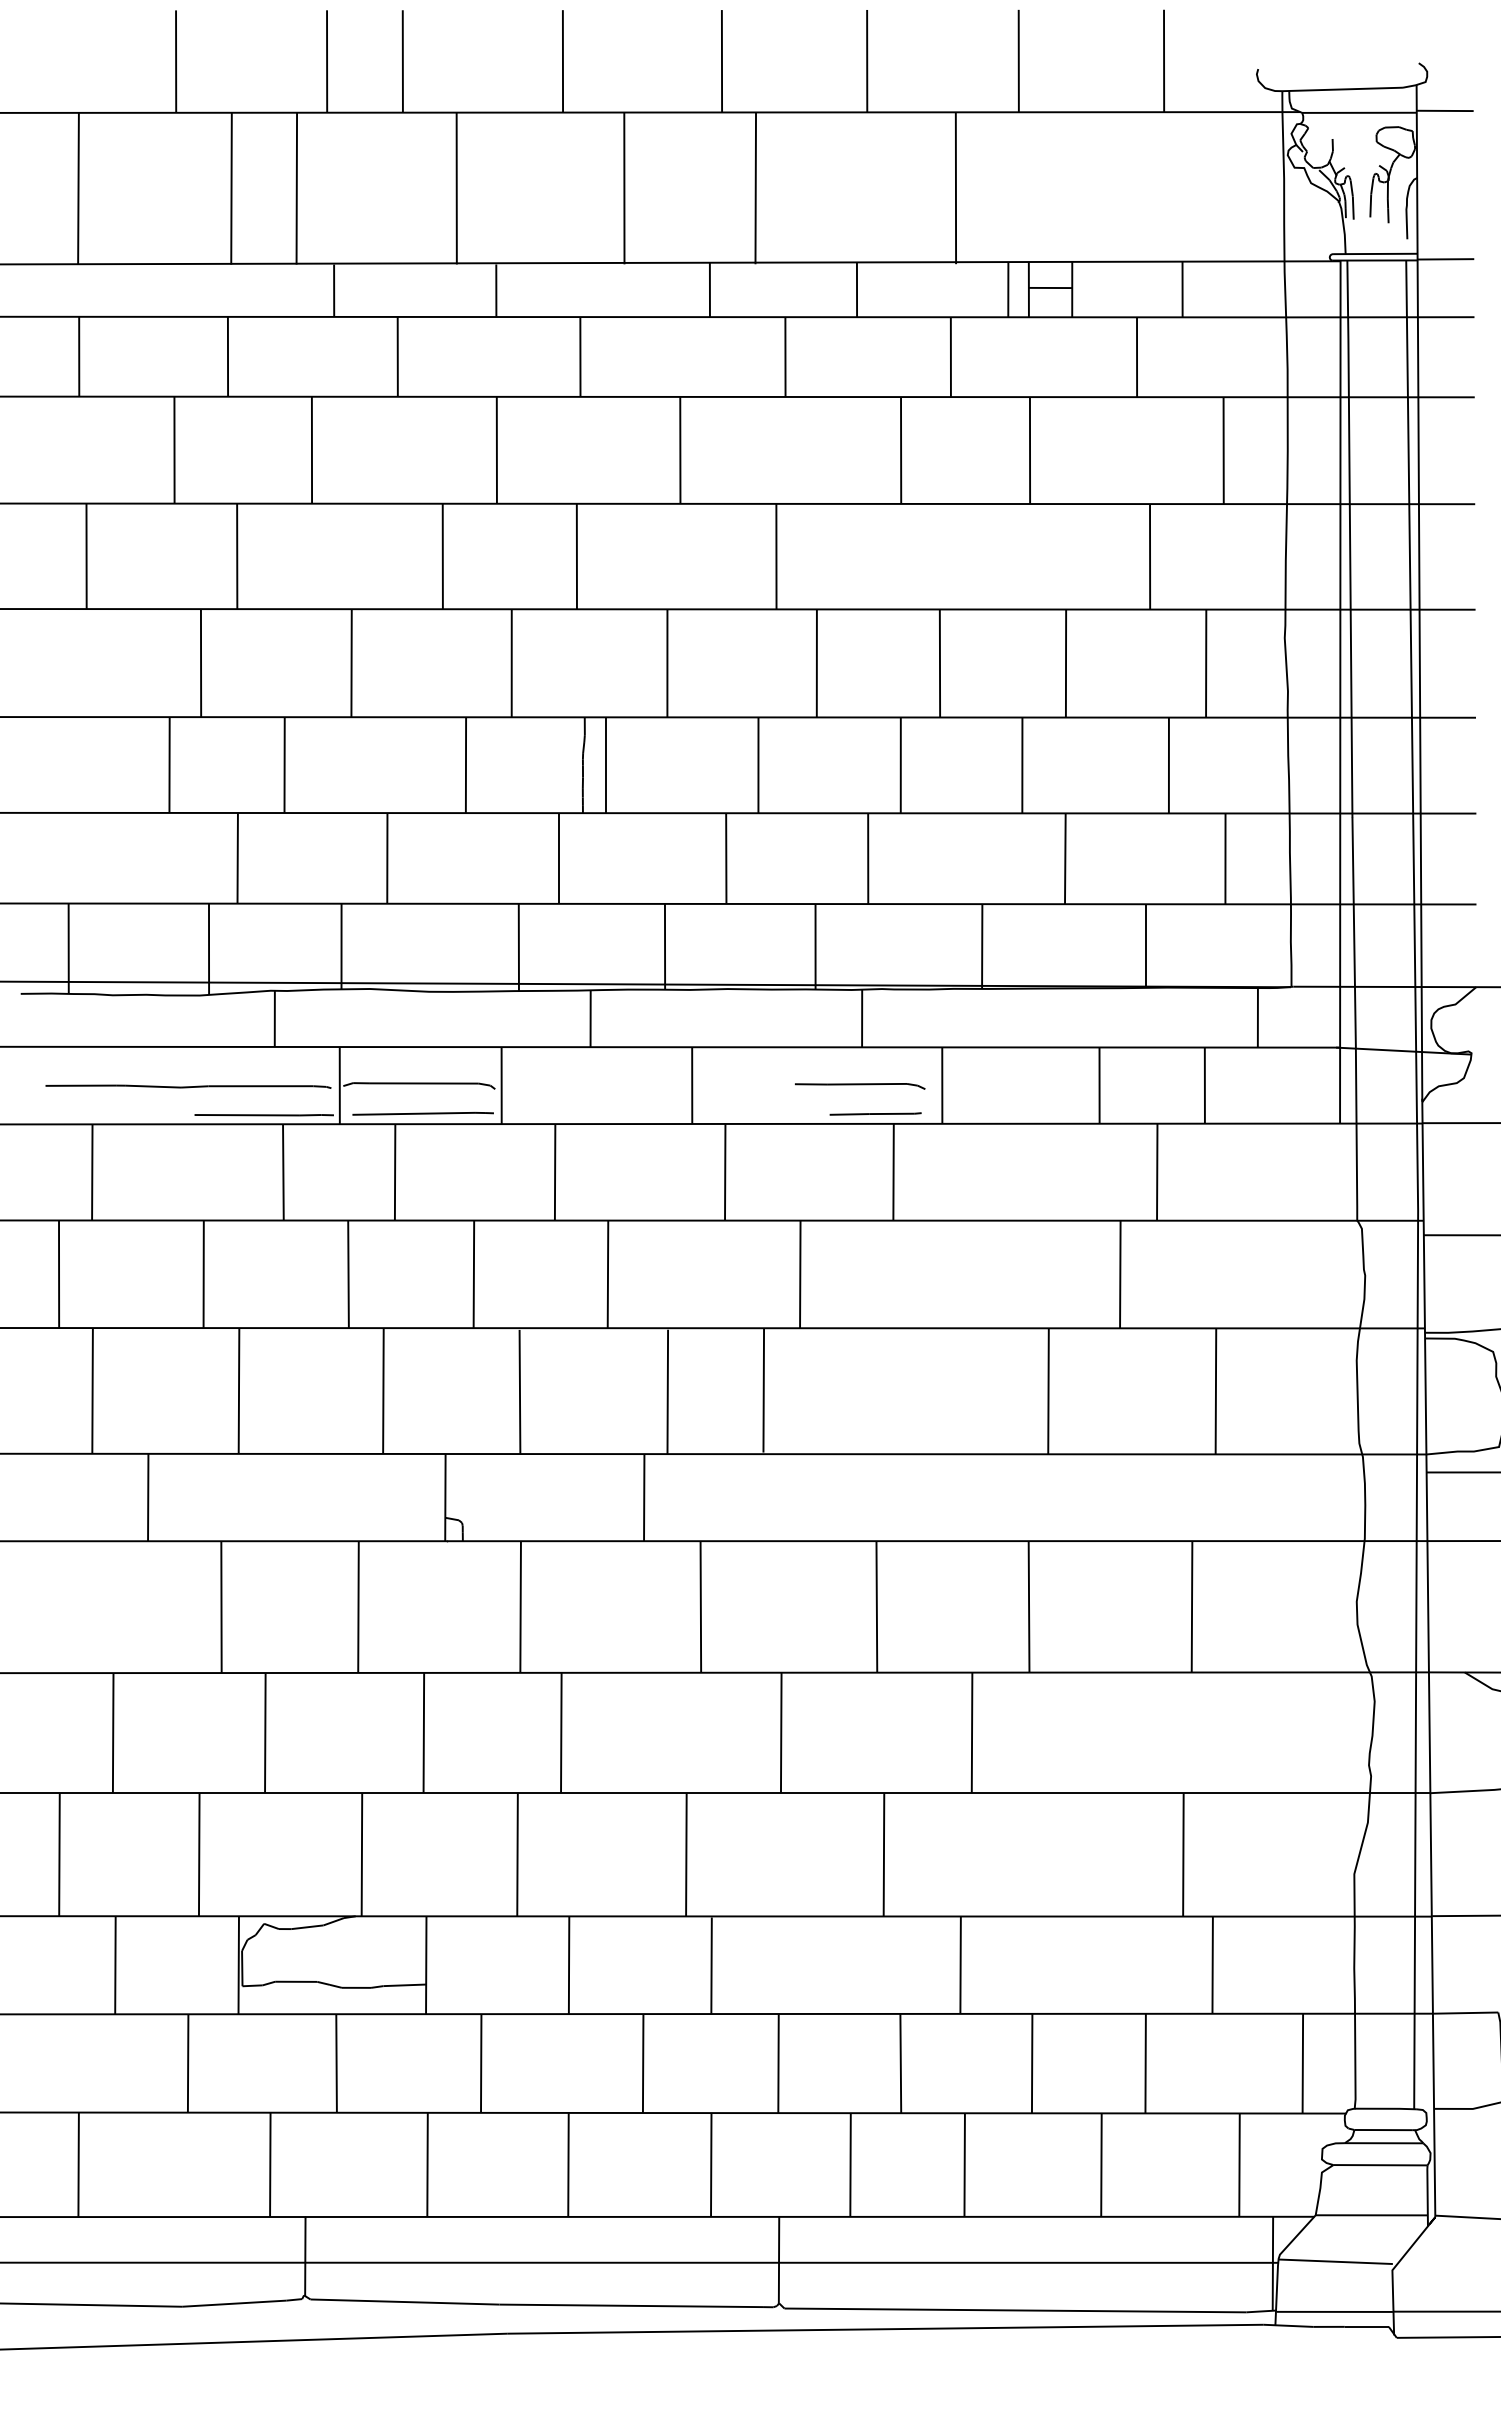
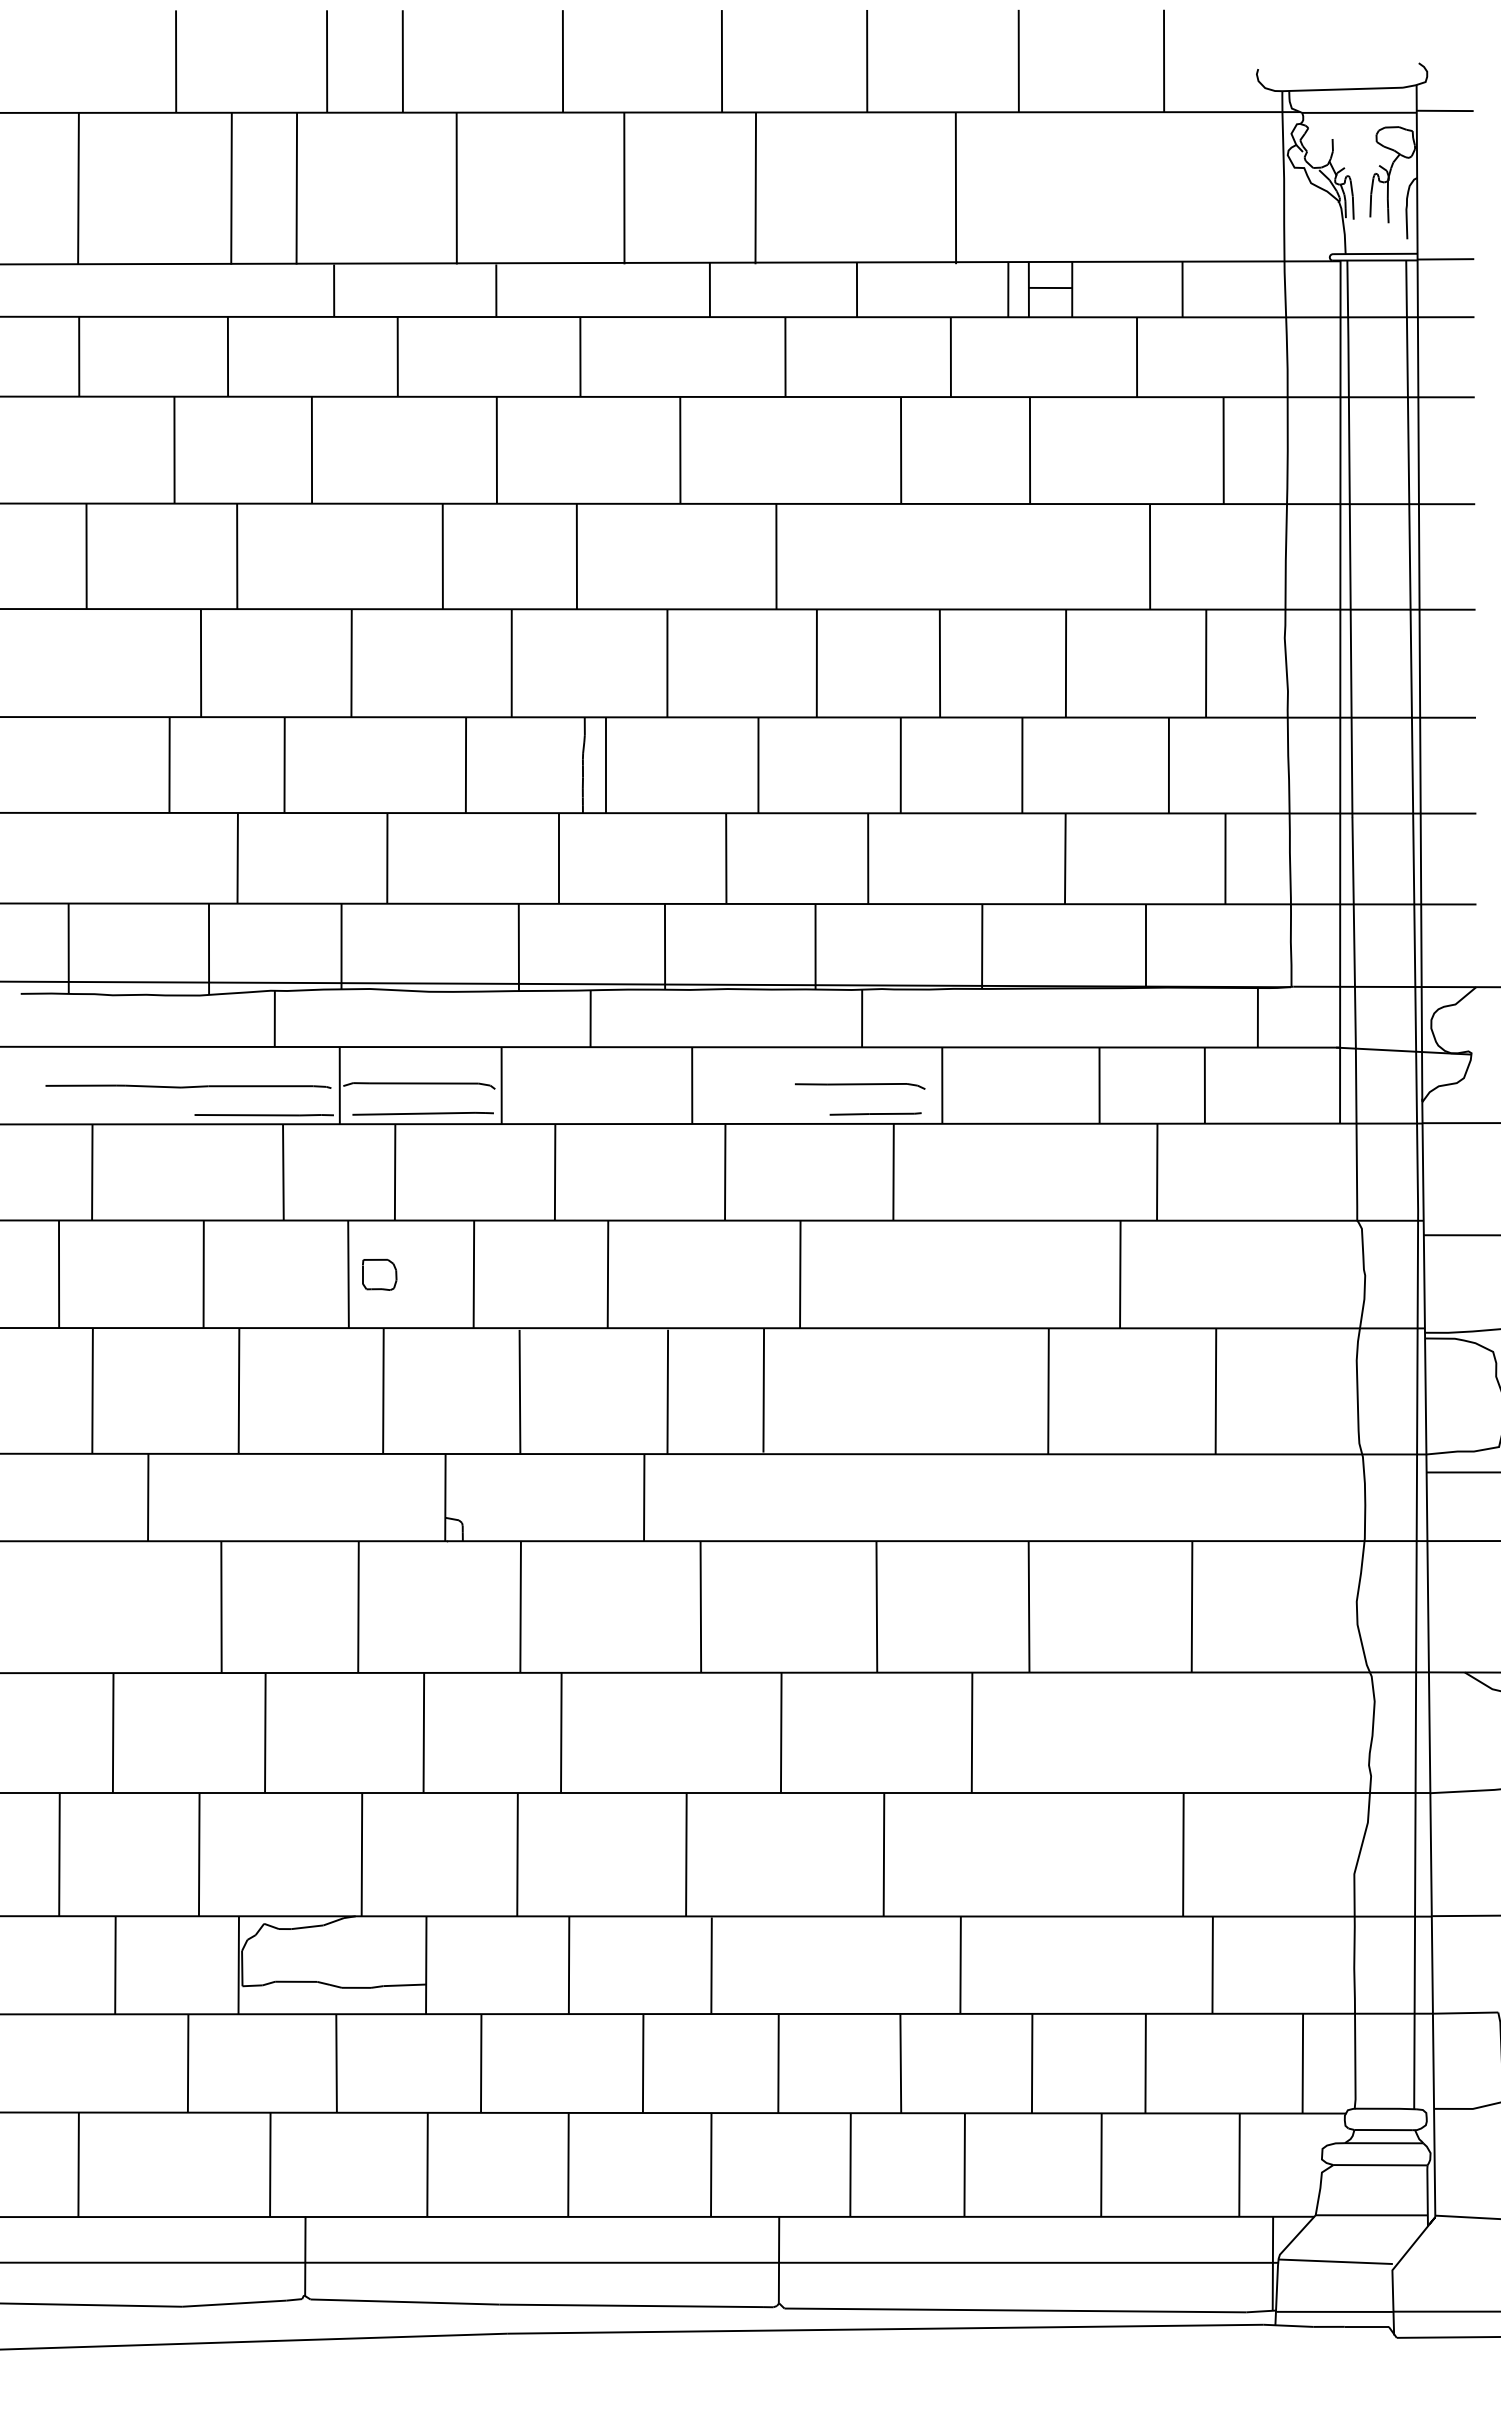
part: none -> present (379, 1274)
